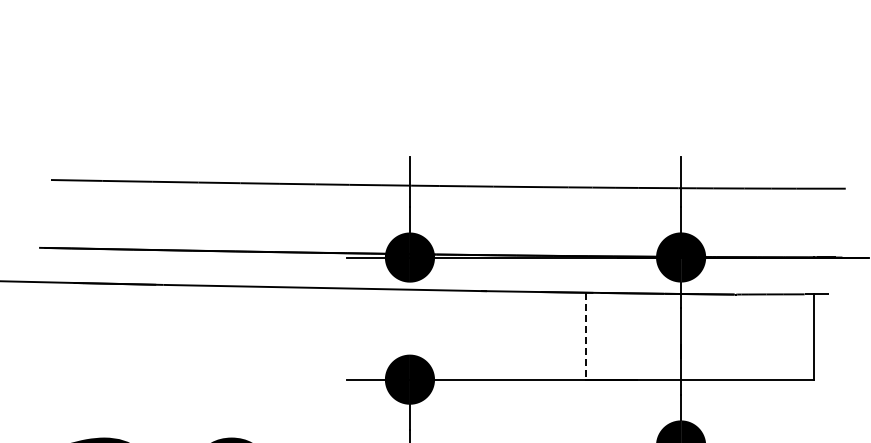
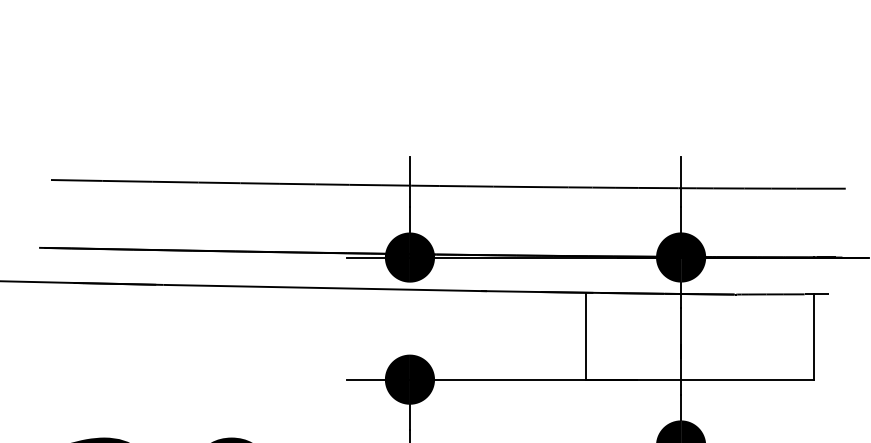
line: dashed -> solid (585, 336)
